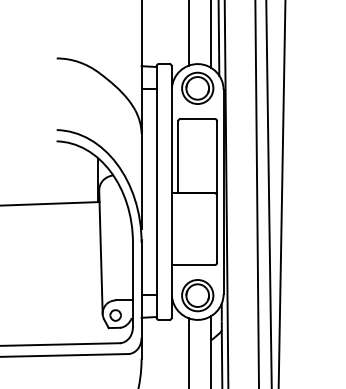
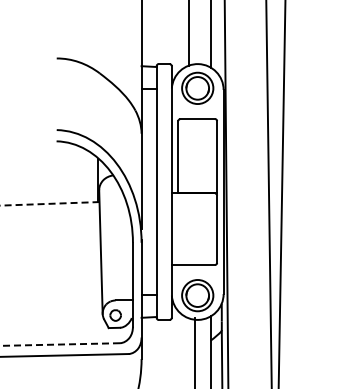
line: present -> none (218, 38)
line: present -> none (256, 193)
line: solid -> dashed (49, 203)
line: solid -> dashed (60, 344)
line position: (189, 351) -> (195, 351) (195, 351)
